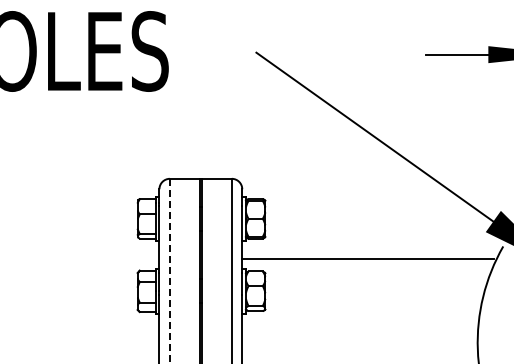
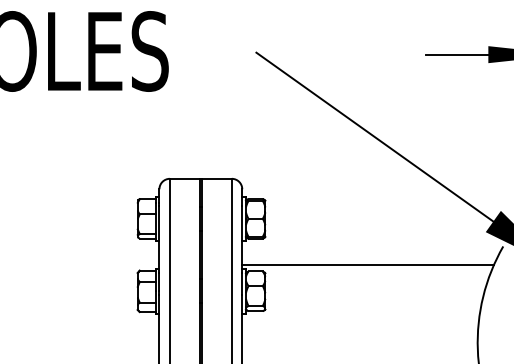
line position: (367, 259) -> (367, 265) (367, 265)
line: dashed -> solid (169, 271)
